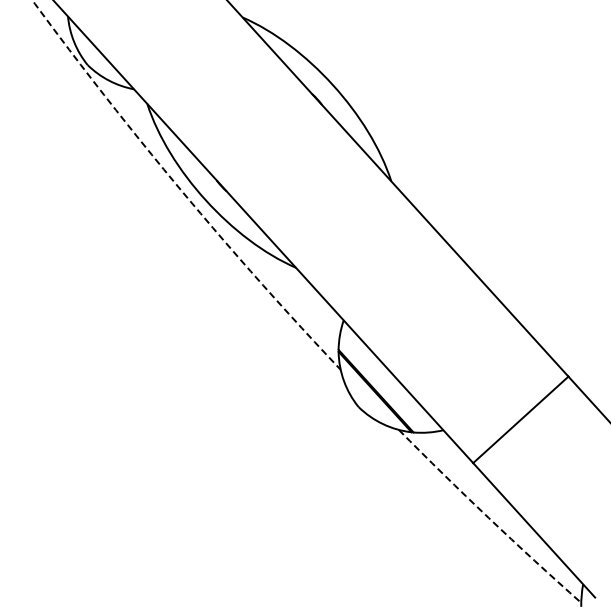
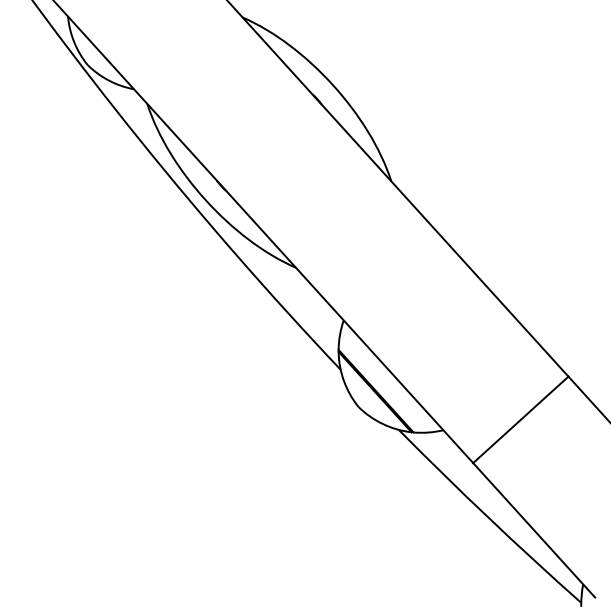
arc: dashed -> solid (181, 190)
arc: dashed -> solid (488, 517)
